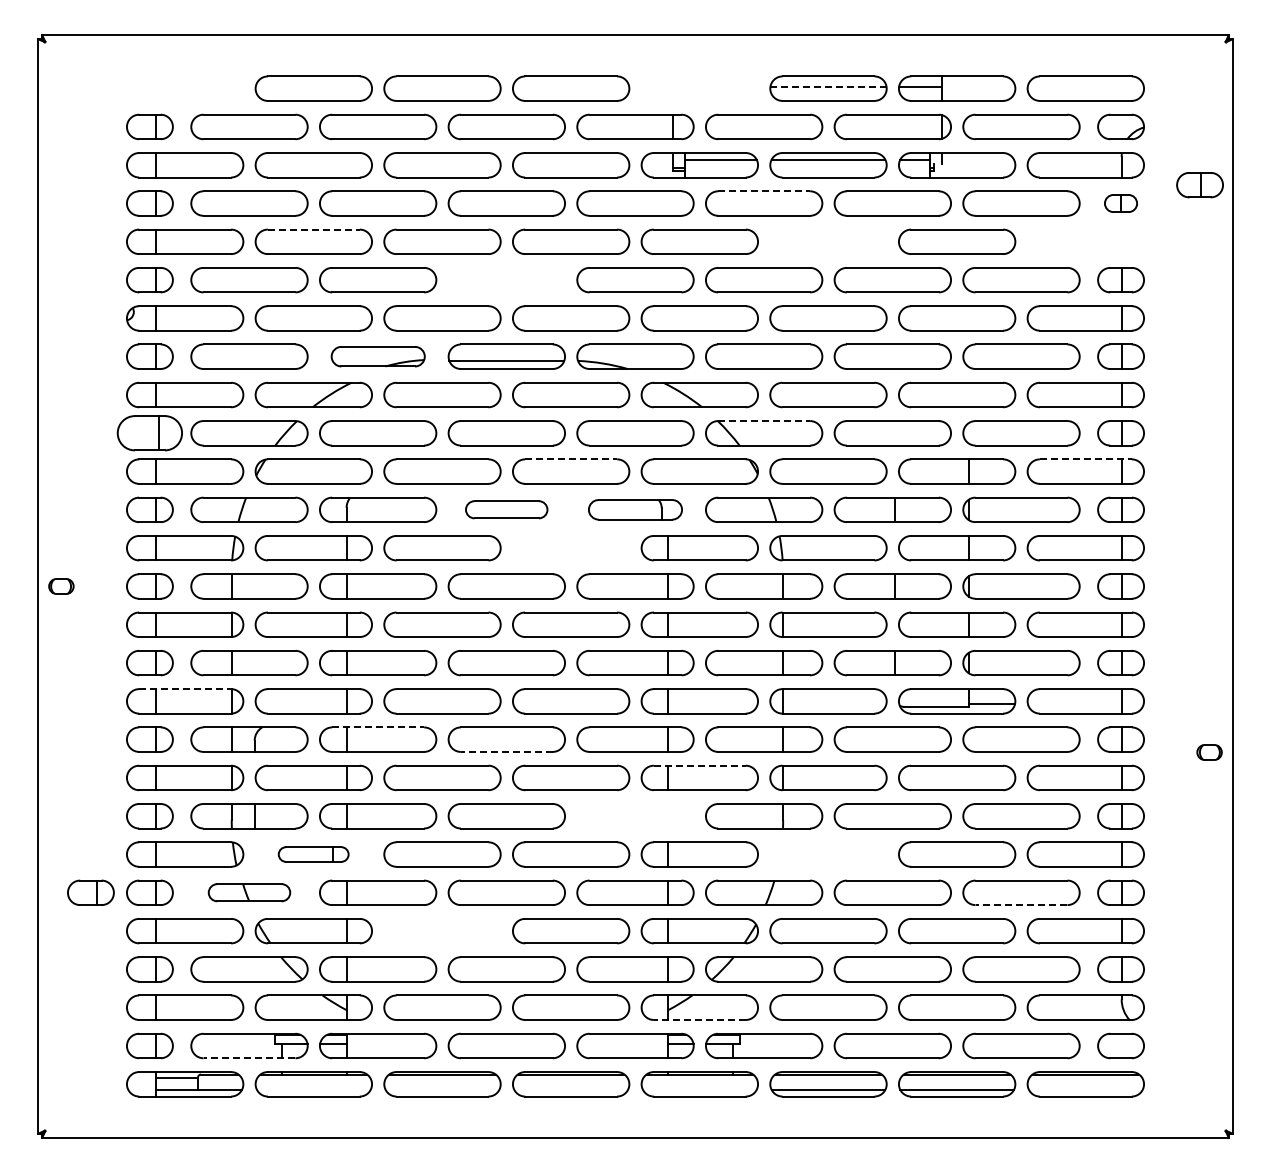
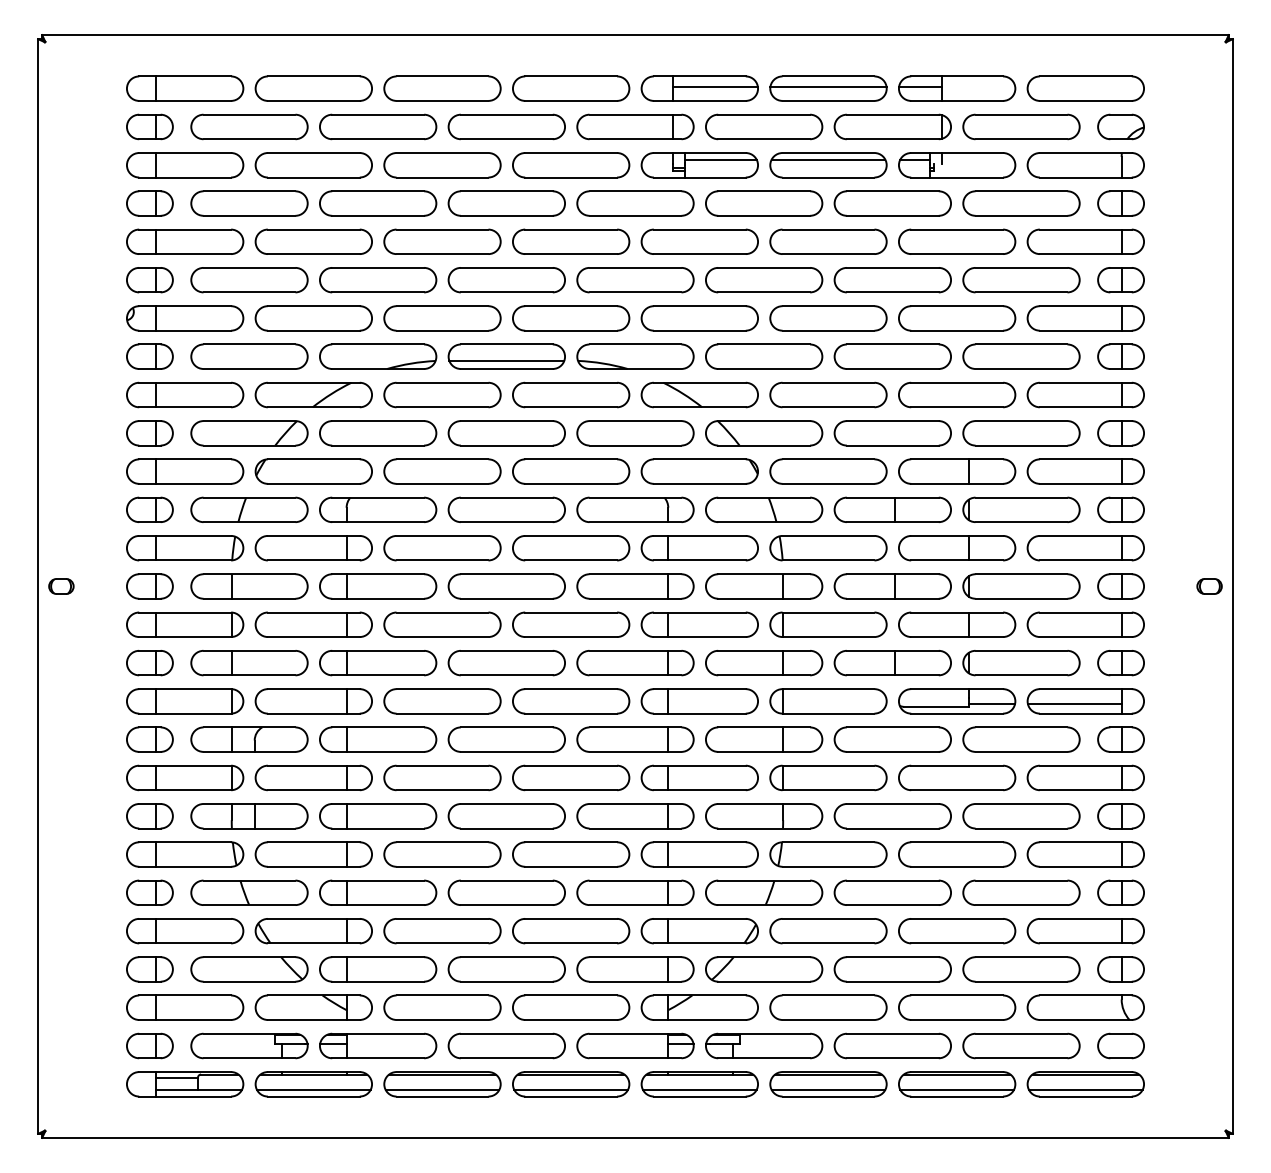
line: dashed -> solid (828, 86)
part: none -> present (185, 88)
part: none -> present (699, 88)
part: present -> none (1199, 185)
line: dashed -> solid (764, 191)
part size: 34x19 px -> 48x27 px (1120, 203)
line: dashed -> solid (313, 229)
part: none -> present (828, 241)
part: none -> present (1085, 241)
part: none -> present (506, 280)
part size: 96x22 px -> 119x27 px (378, 356)
line: dashed -> solid (764, 421)
part size: 67x37 px -> 48x27 px (149, 433)
line: dashed -> solid (571, 459)
line: dashed -> solid (1085, 459)
part size: 84x20 px -> 119x27 px (506, 509)
part size: 95x22 px -> 119x27 px (635, 509)
part: none -> present (571, 548)
line: dashed -> solid (185, 689)
line: none -> present (1074, 703)
line: dashed -> solid (378, 727)
line: dashed -> solid (506, 751)
part position: (1209, 752) -> (1209, 586) (1209, 586)
line: dashed -> solid (699, 765)
part: none -> present (635, 816)
part size: 73x17 px -> 119x27 px (313, 854)
part: none -> present (828, 854)
part: present -> none (90, 892)
part size: 85x20 px -> 119x27 px (249, 892)
line: dashed -> solid (1021, 905)
part: none -> present (442, 931)
line: dashed -> solid (699, 1019)
line: dashed -> solid (249, 1058)
line: none -> present (313, 1089)
line: none -> present (442, 1089)
line: none -> present (571, 1089)
line: none -> present (699, 1089)
line: none -> present (1085, 1089)
